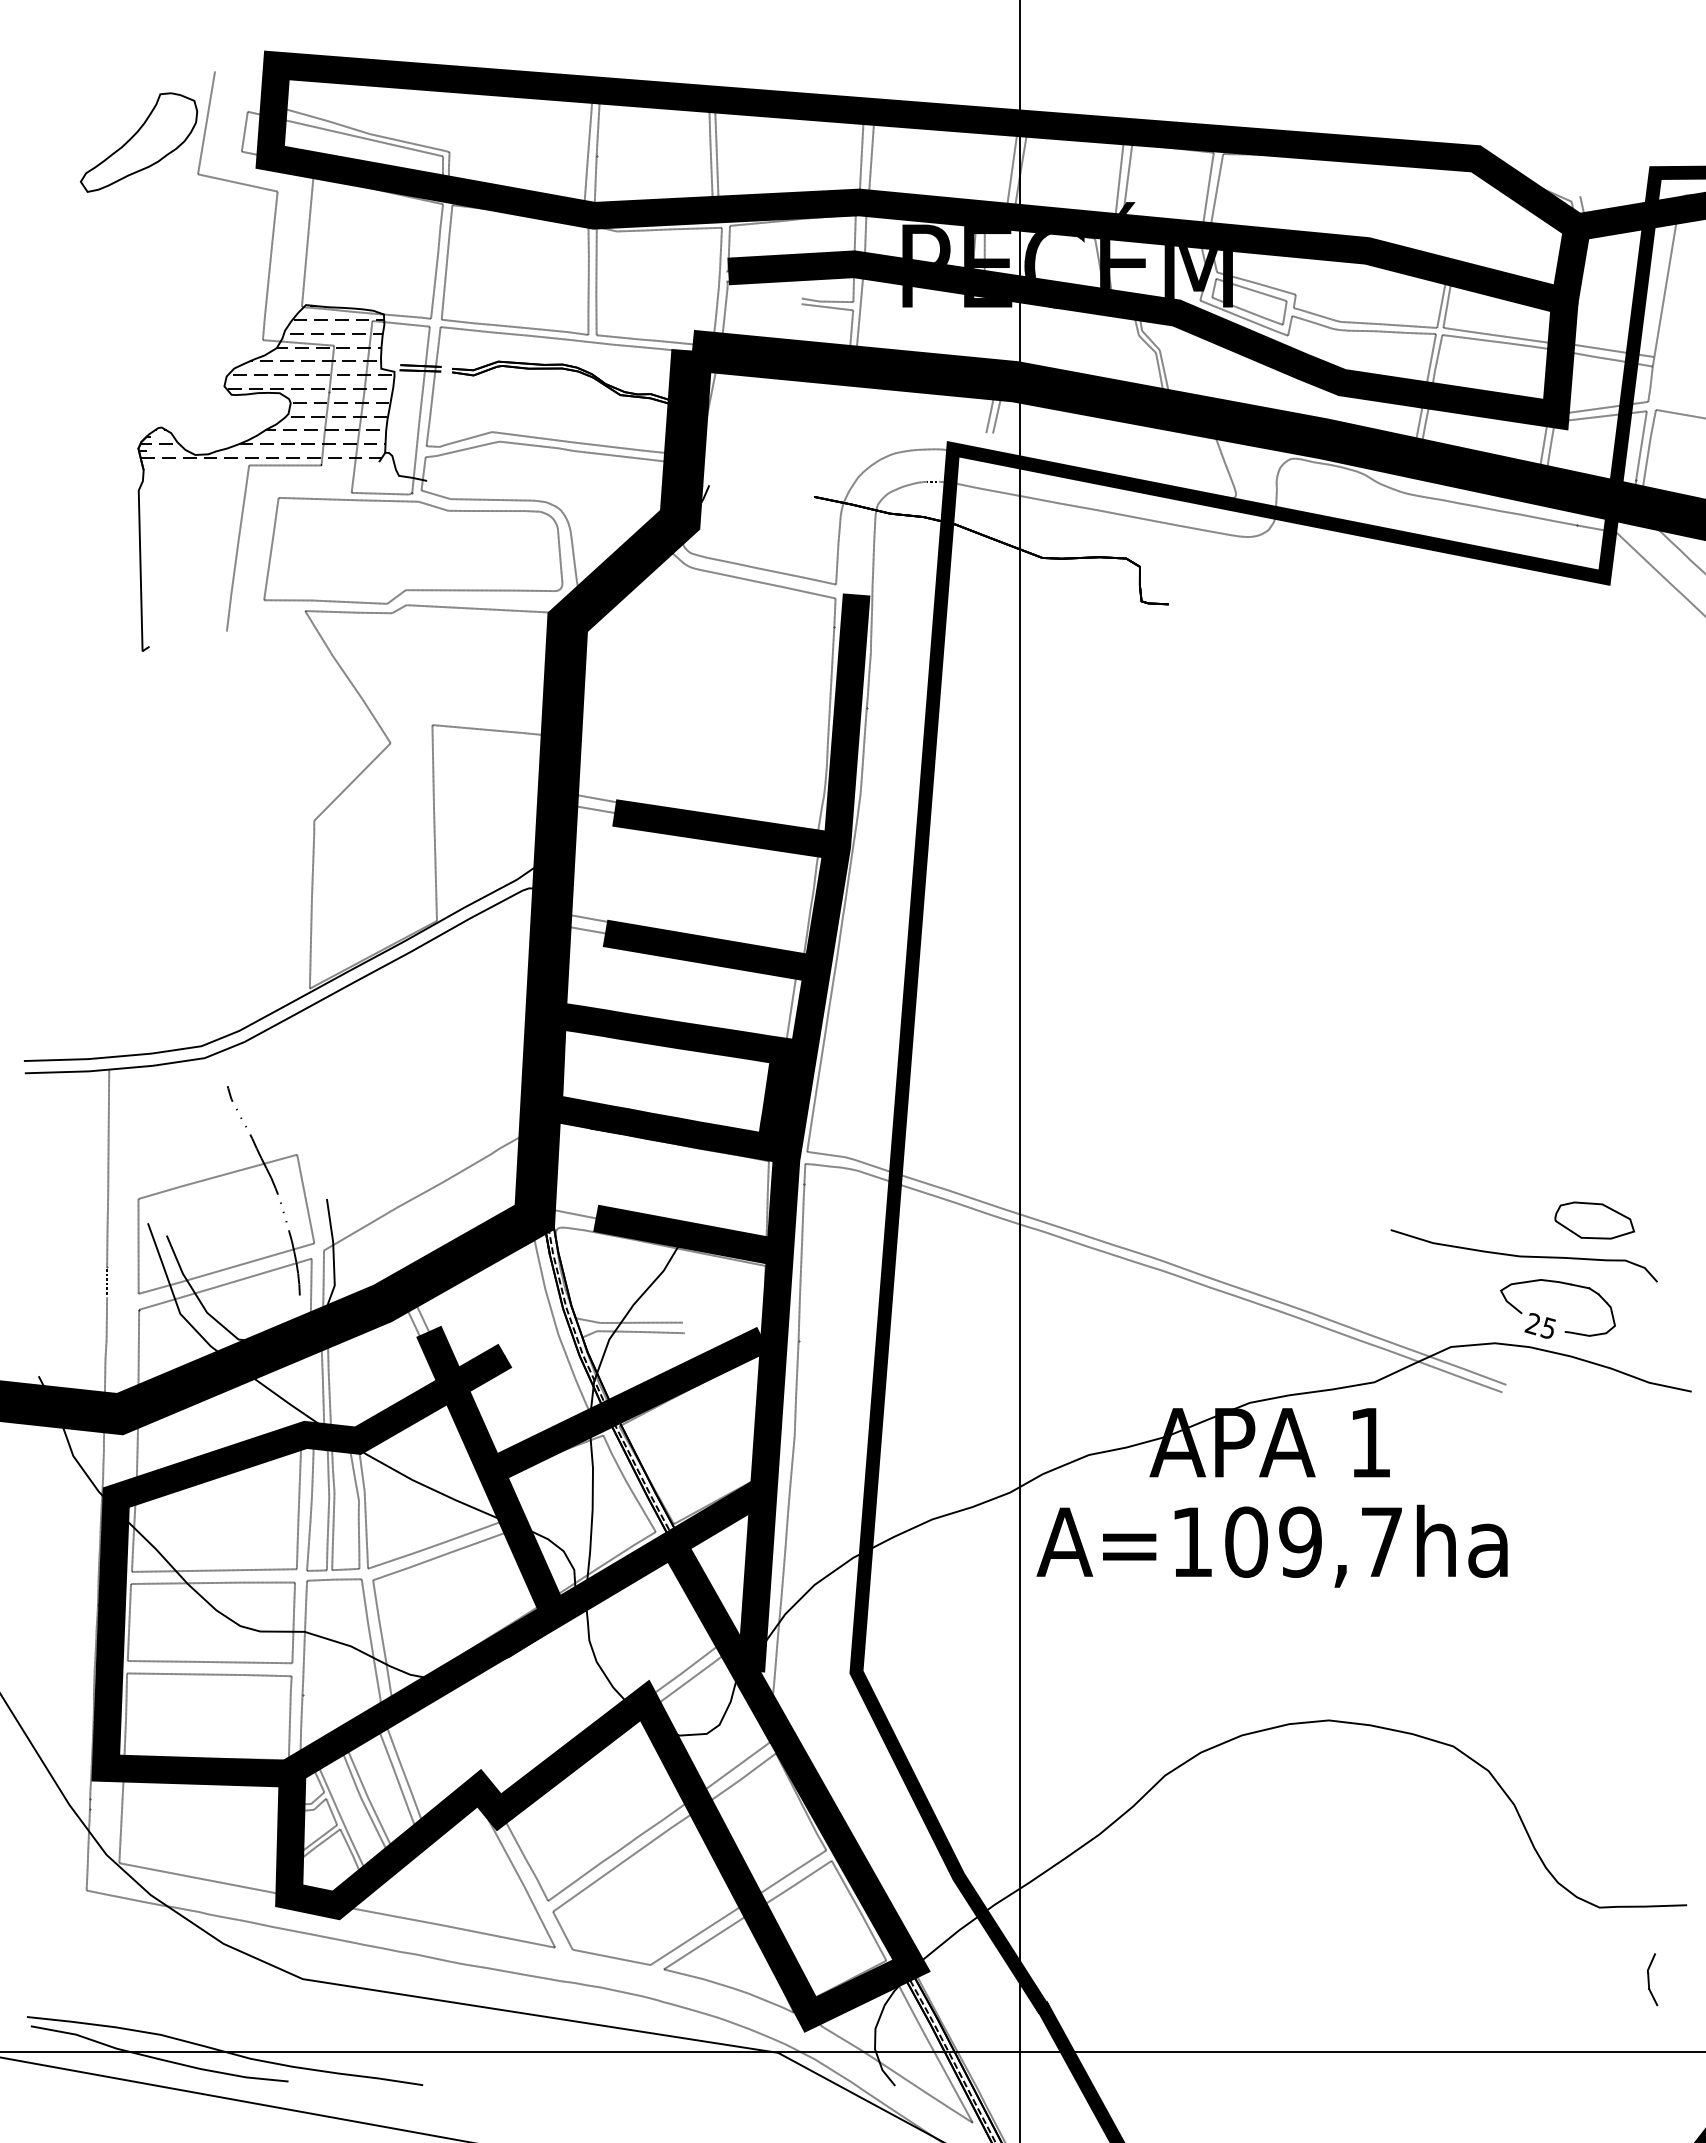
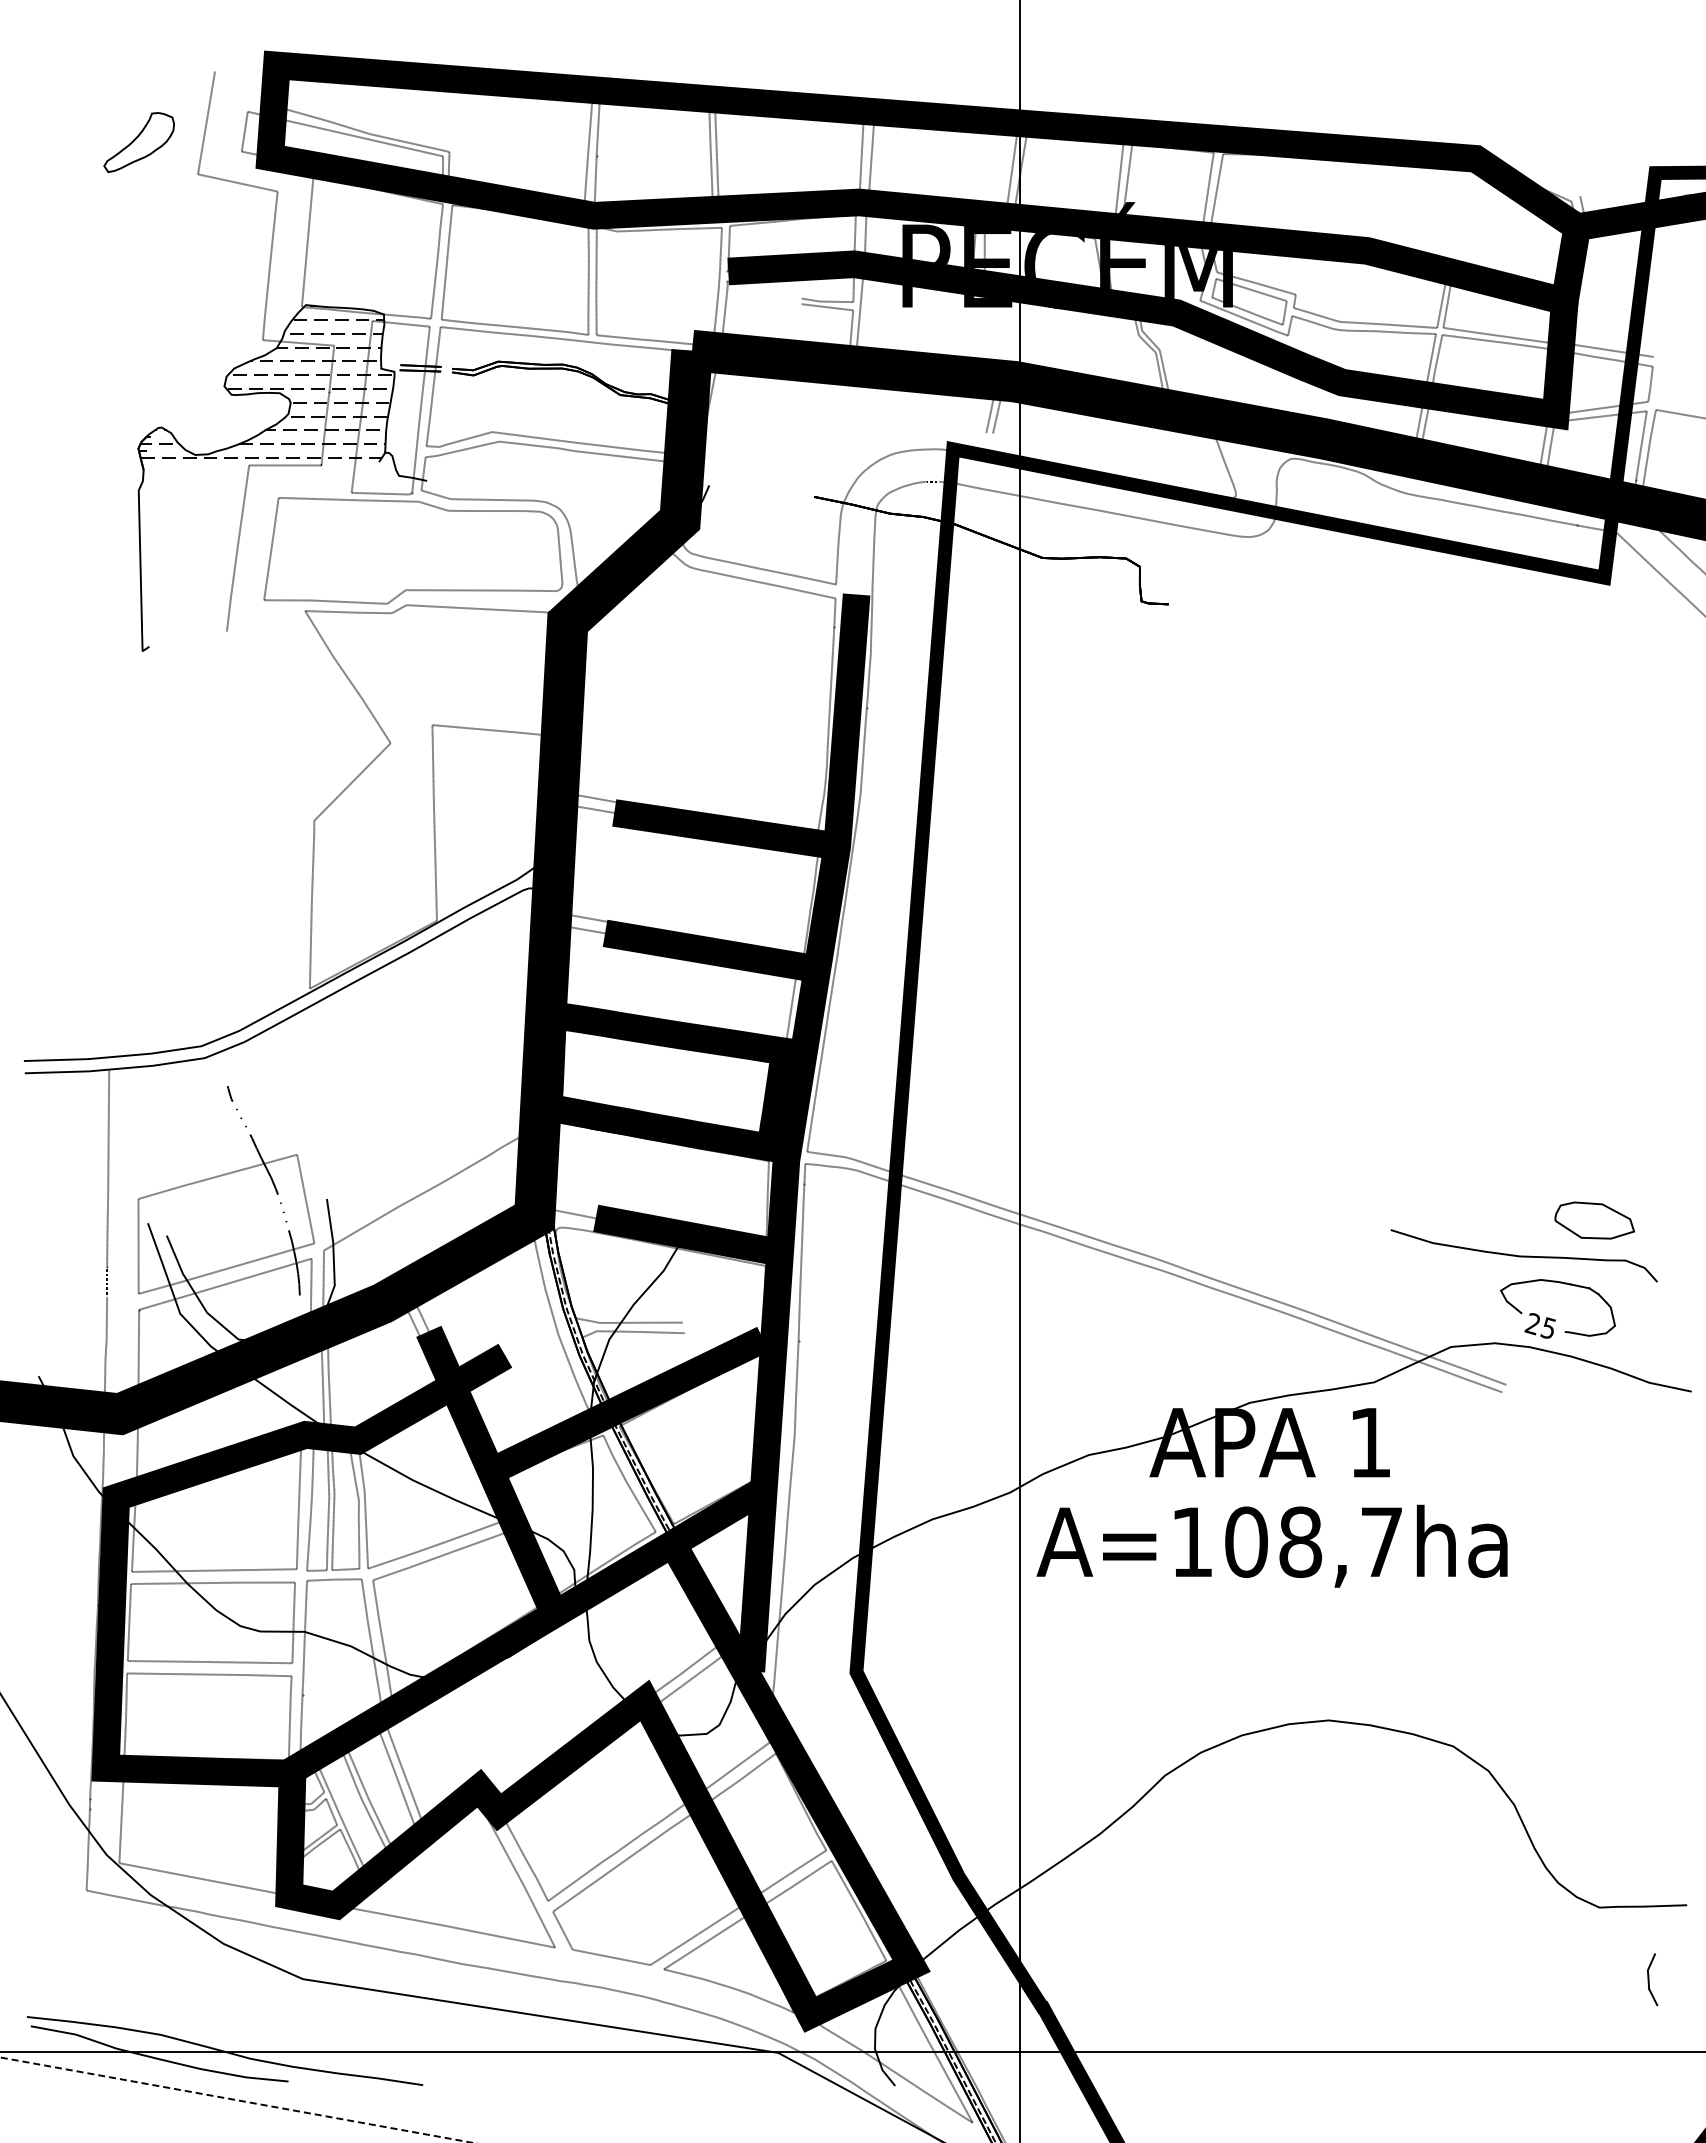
part size: 119x101 px -> 72x62 px (138, 142)
line: present -> none (1665, 286)
text: A=109,7ha -> A=108,7ha (1300, 1541)
line: solid -> dashed (237, 2100)
